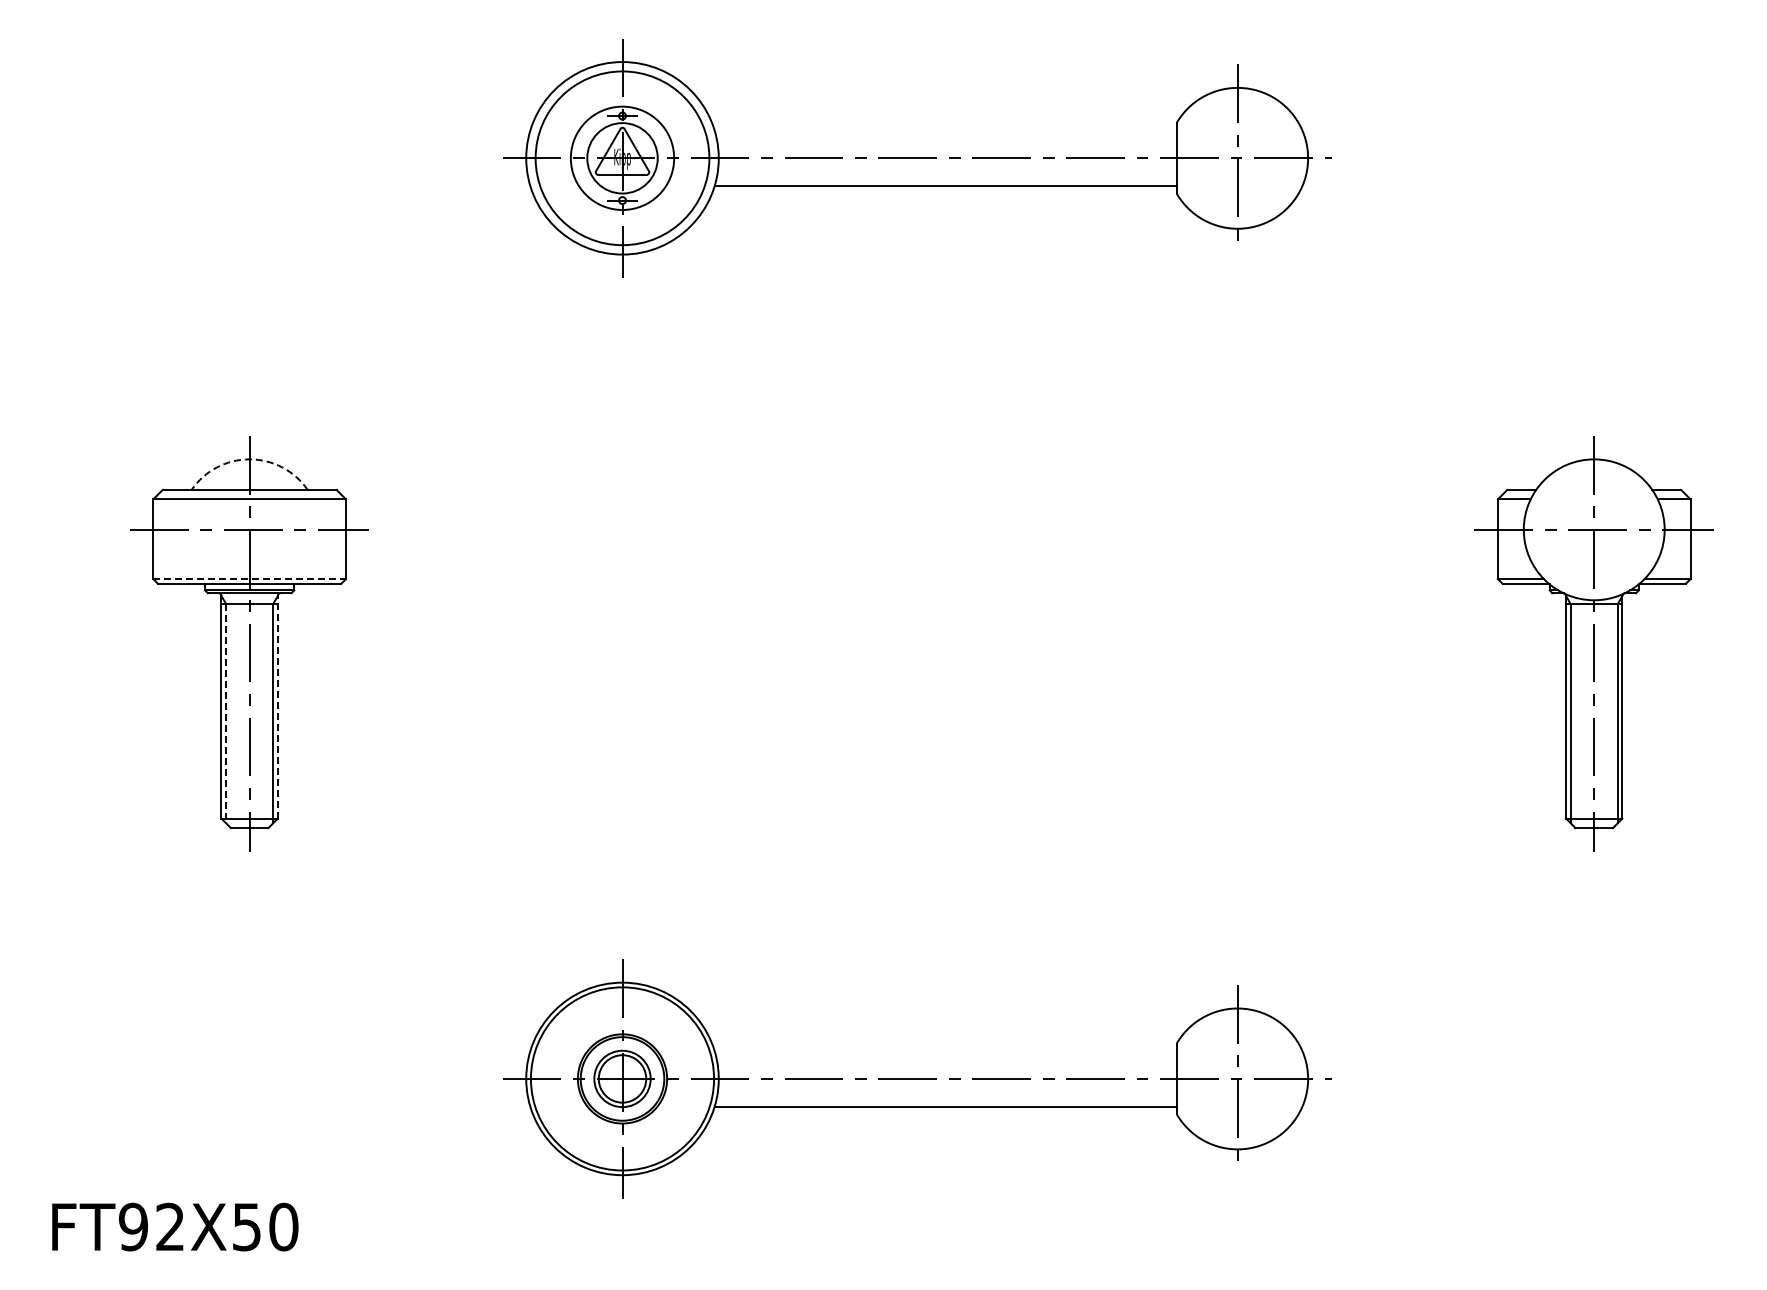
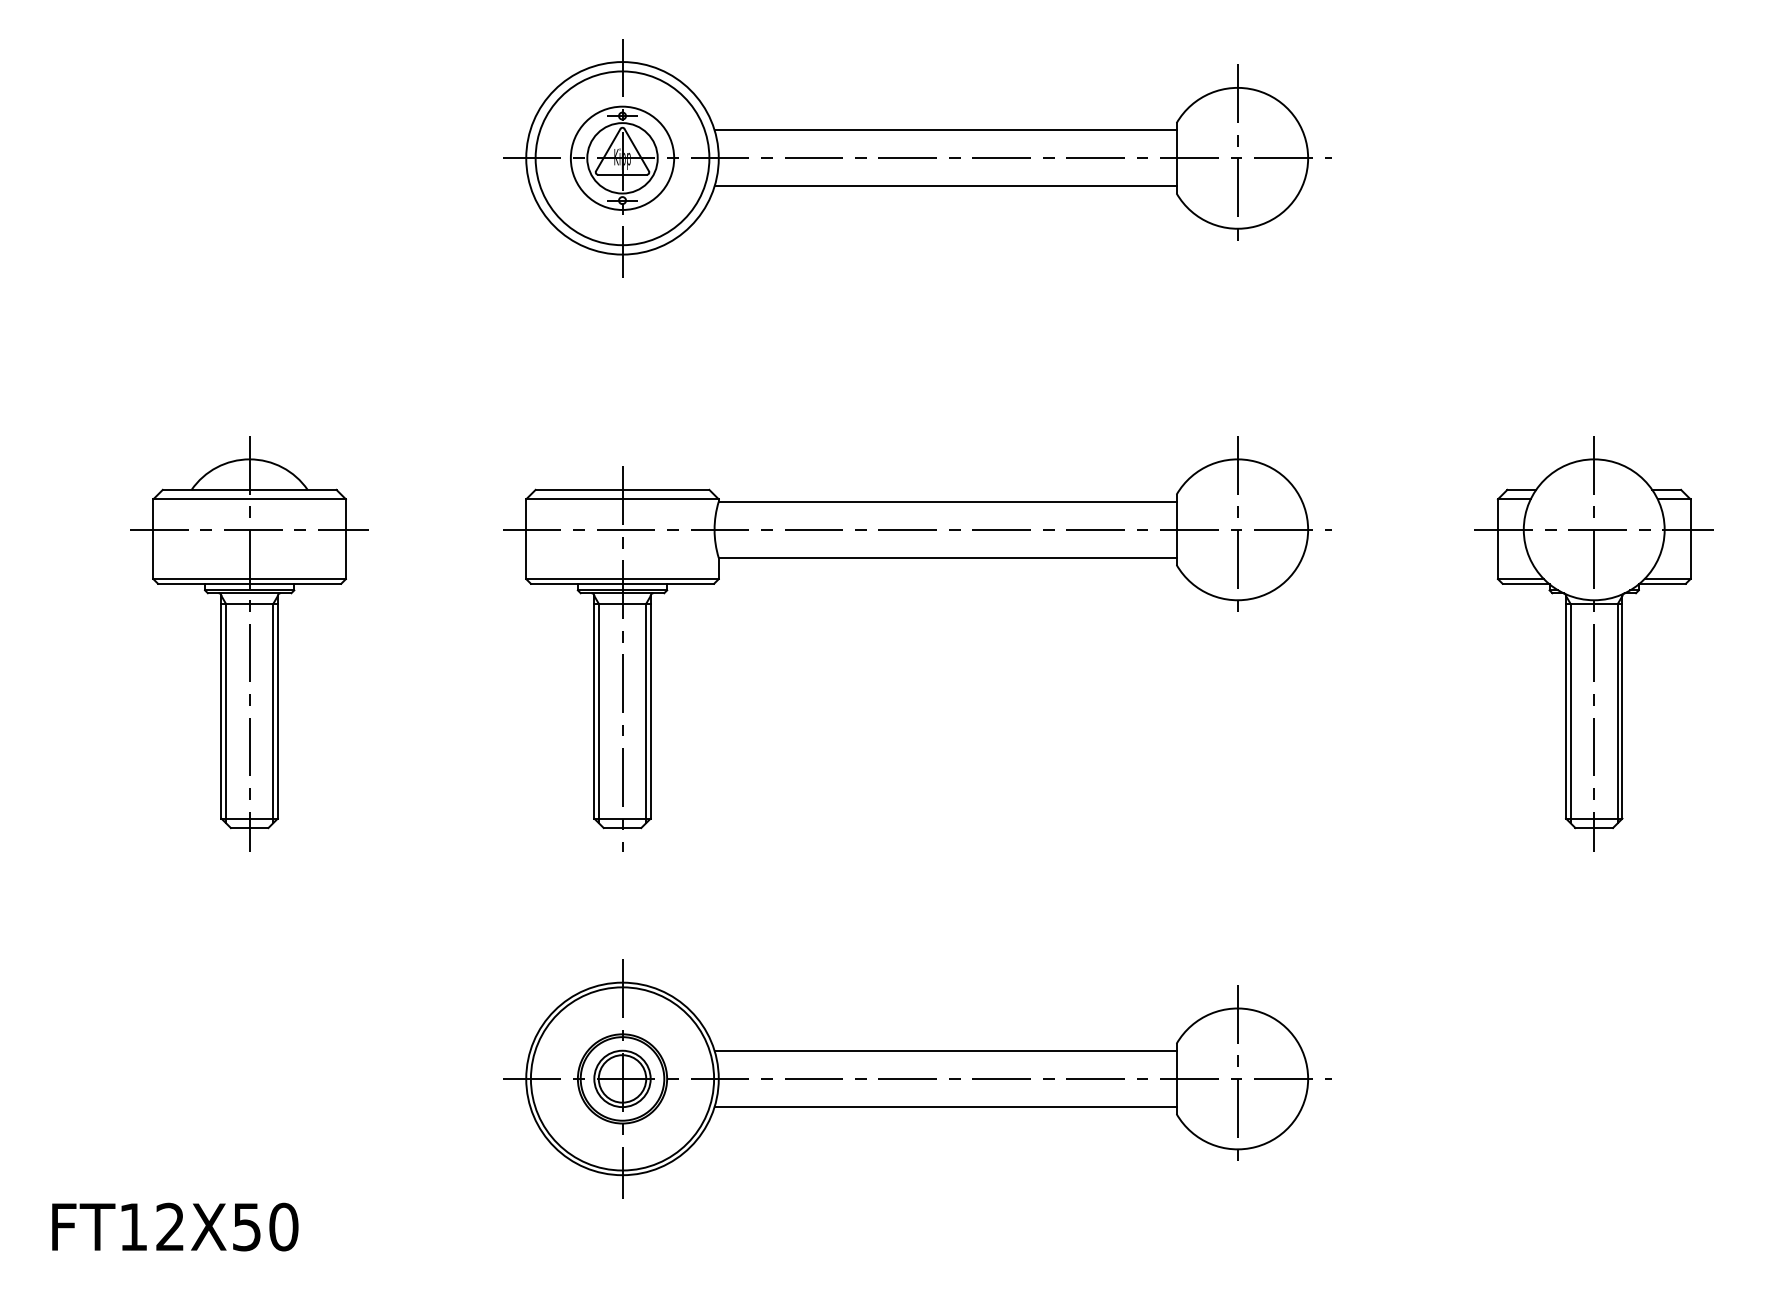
line: none -> present (945, 130)
arc: dashed -> solid (249, 459)
part: none -> present (917, 558)
line: dashed -> solid (250, 579)
line: dashed -> solid (277, 706)
line: dashed -> solid (225, 713)
line: none -> present (945, 1050)
text: FT92X50 -> FT12X50 (133, 1226)
